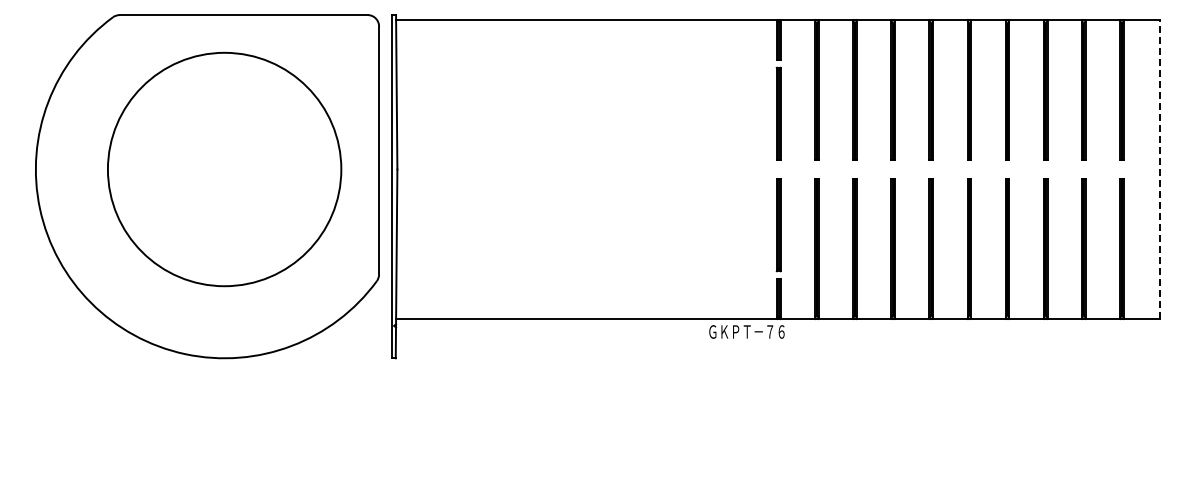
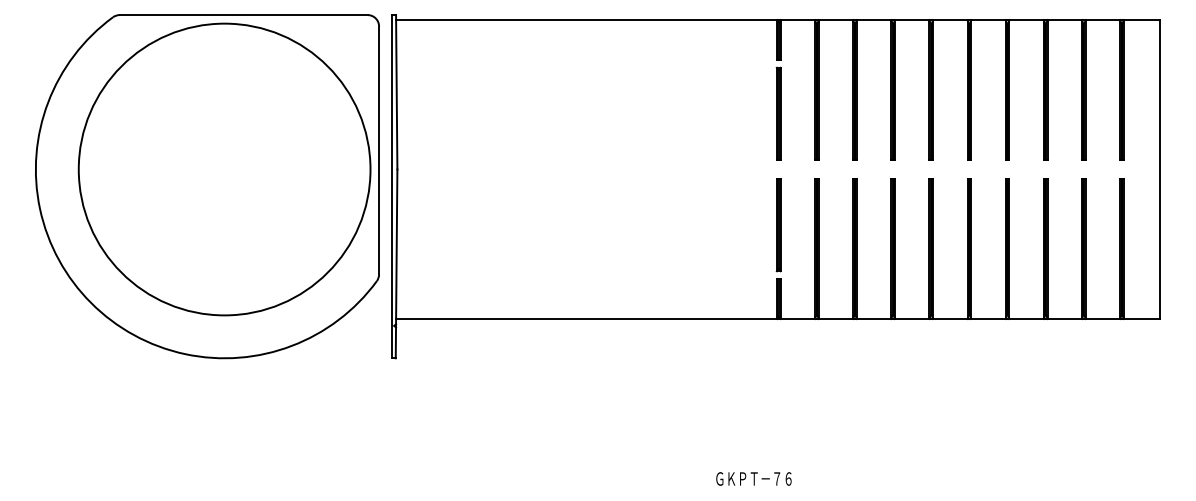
circle diameter: 233 px -> 292 px (224, 169)
line: dashed -> solid (1160, 169)
text position: (746, 331) -> (753, 478) (753, 478)
